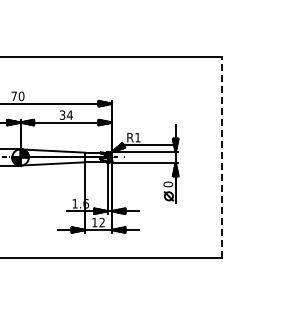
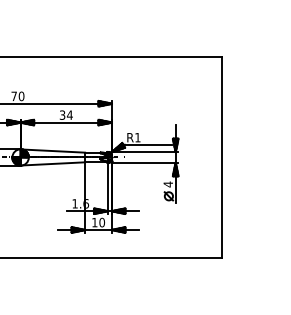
line: dashed -> solid (222, 157)
text: 0 -> 4 (168, 184)
text: 12 -> 10 (102, 222)
